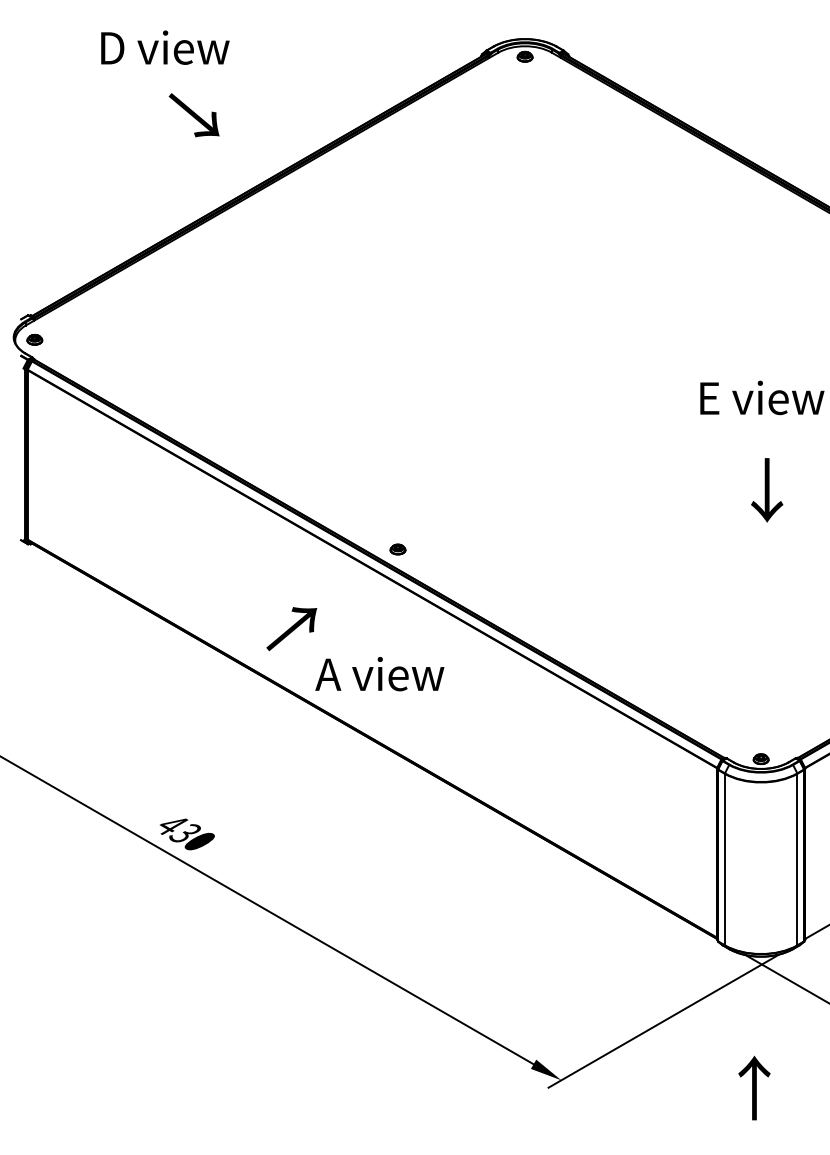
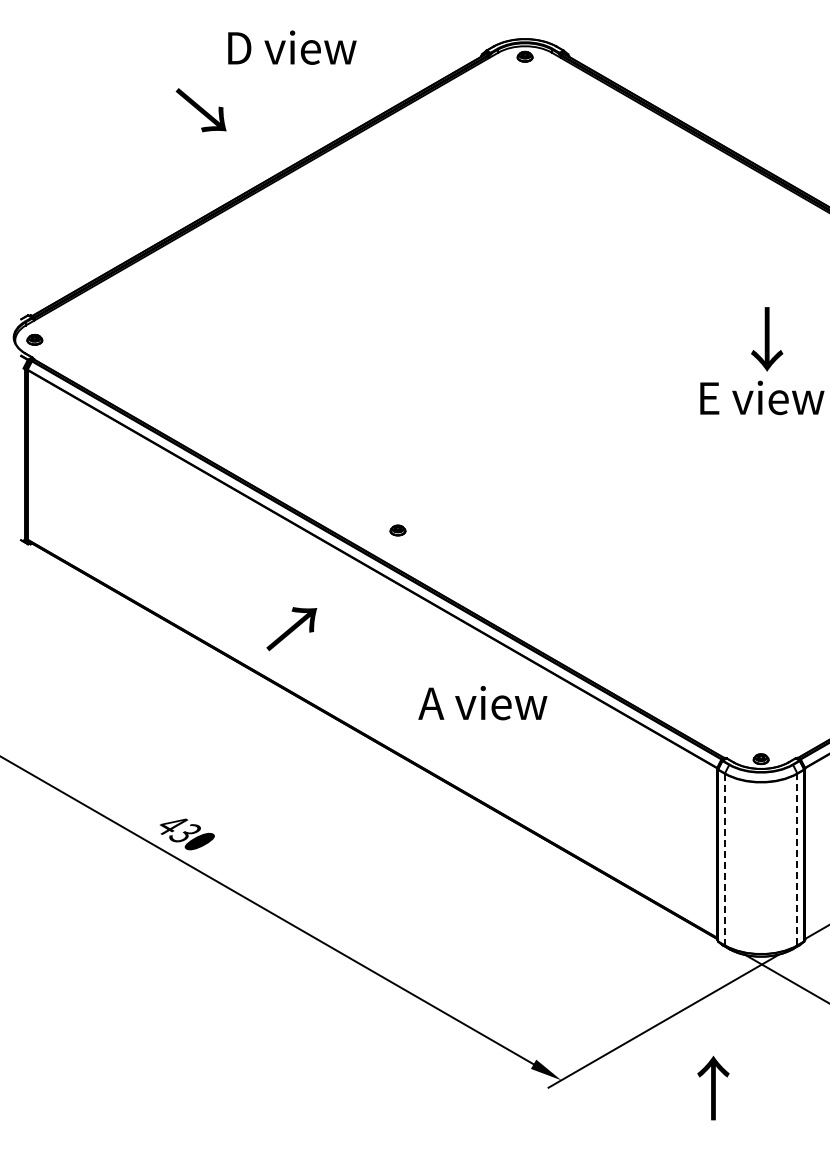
text position: (165, 47) -> (292, 47) (292, 47)
text position: (193, 115) -> (200, 110) (200, 110)
text position: (767, 490) -> (767, 339) (767, 339)
part position: (397, 549) -> (397, 530) (397, 530)
text position: (379, 674) -> (482, 703) (482, 703)
line: solid -> dashed (724, 859)
line: solid -> dashed (797, 859)
text position: (754, 1087) -> (713, 1087) (713, 1087)
